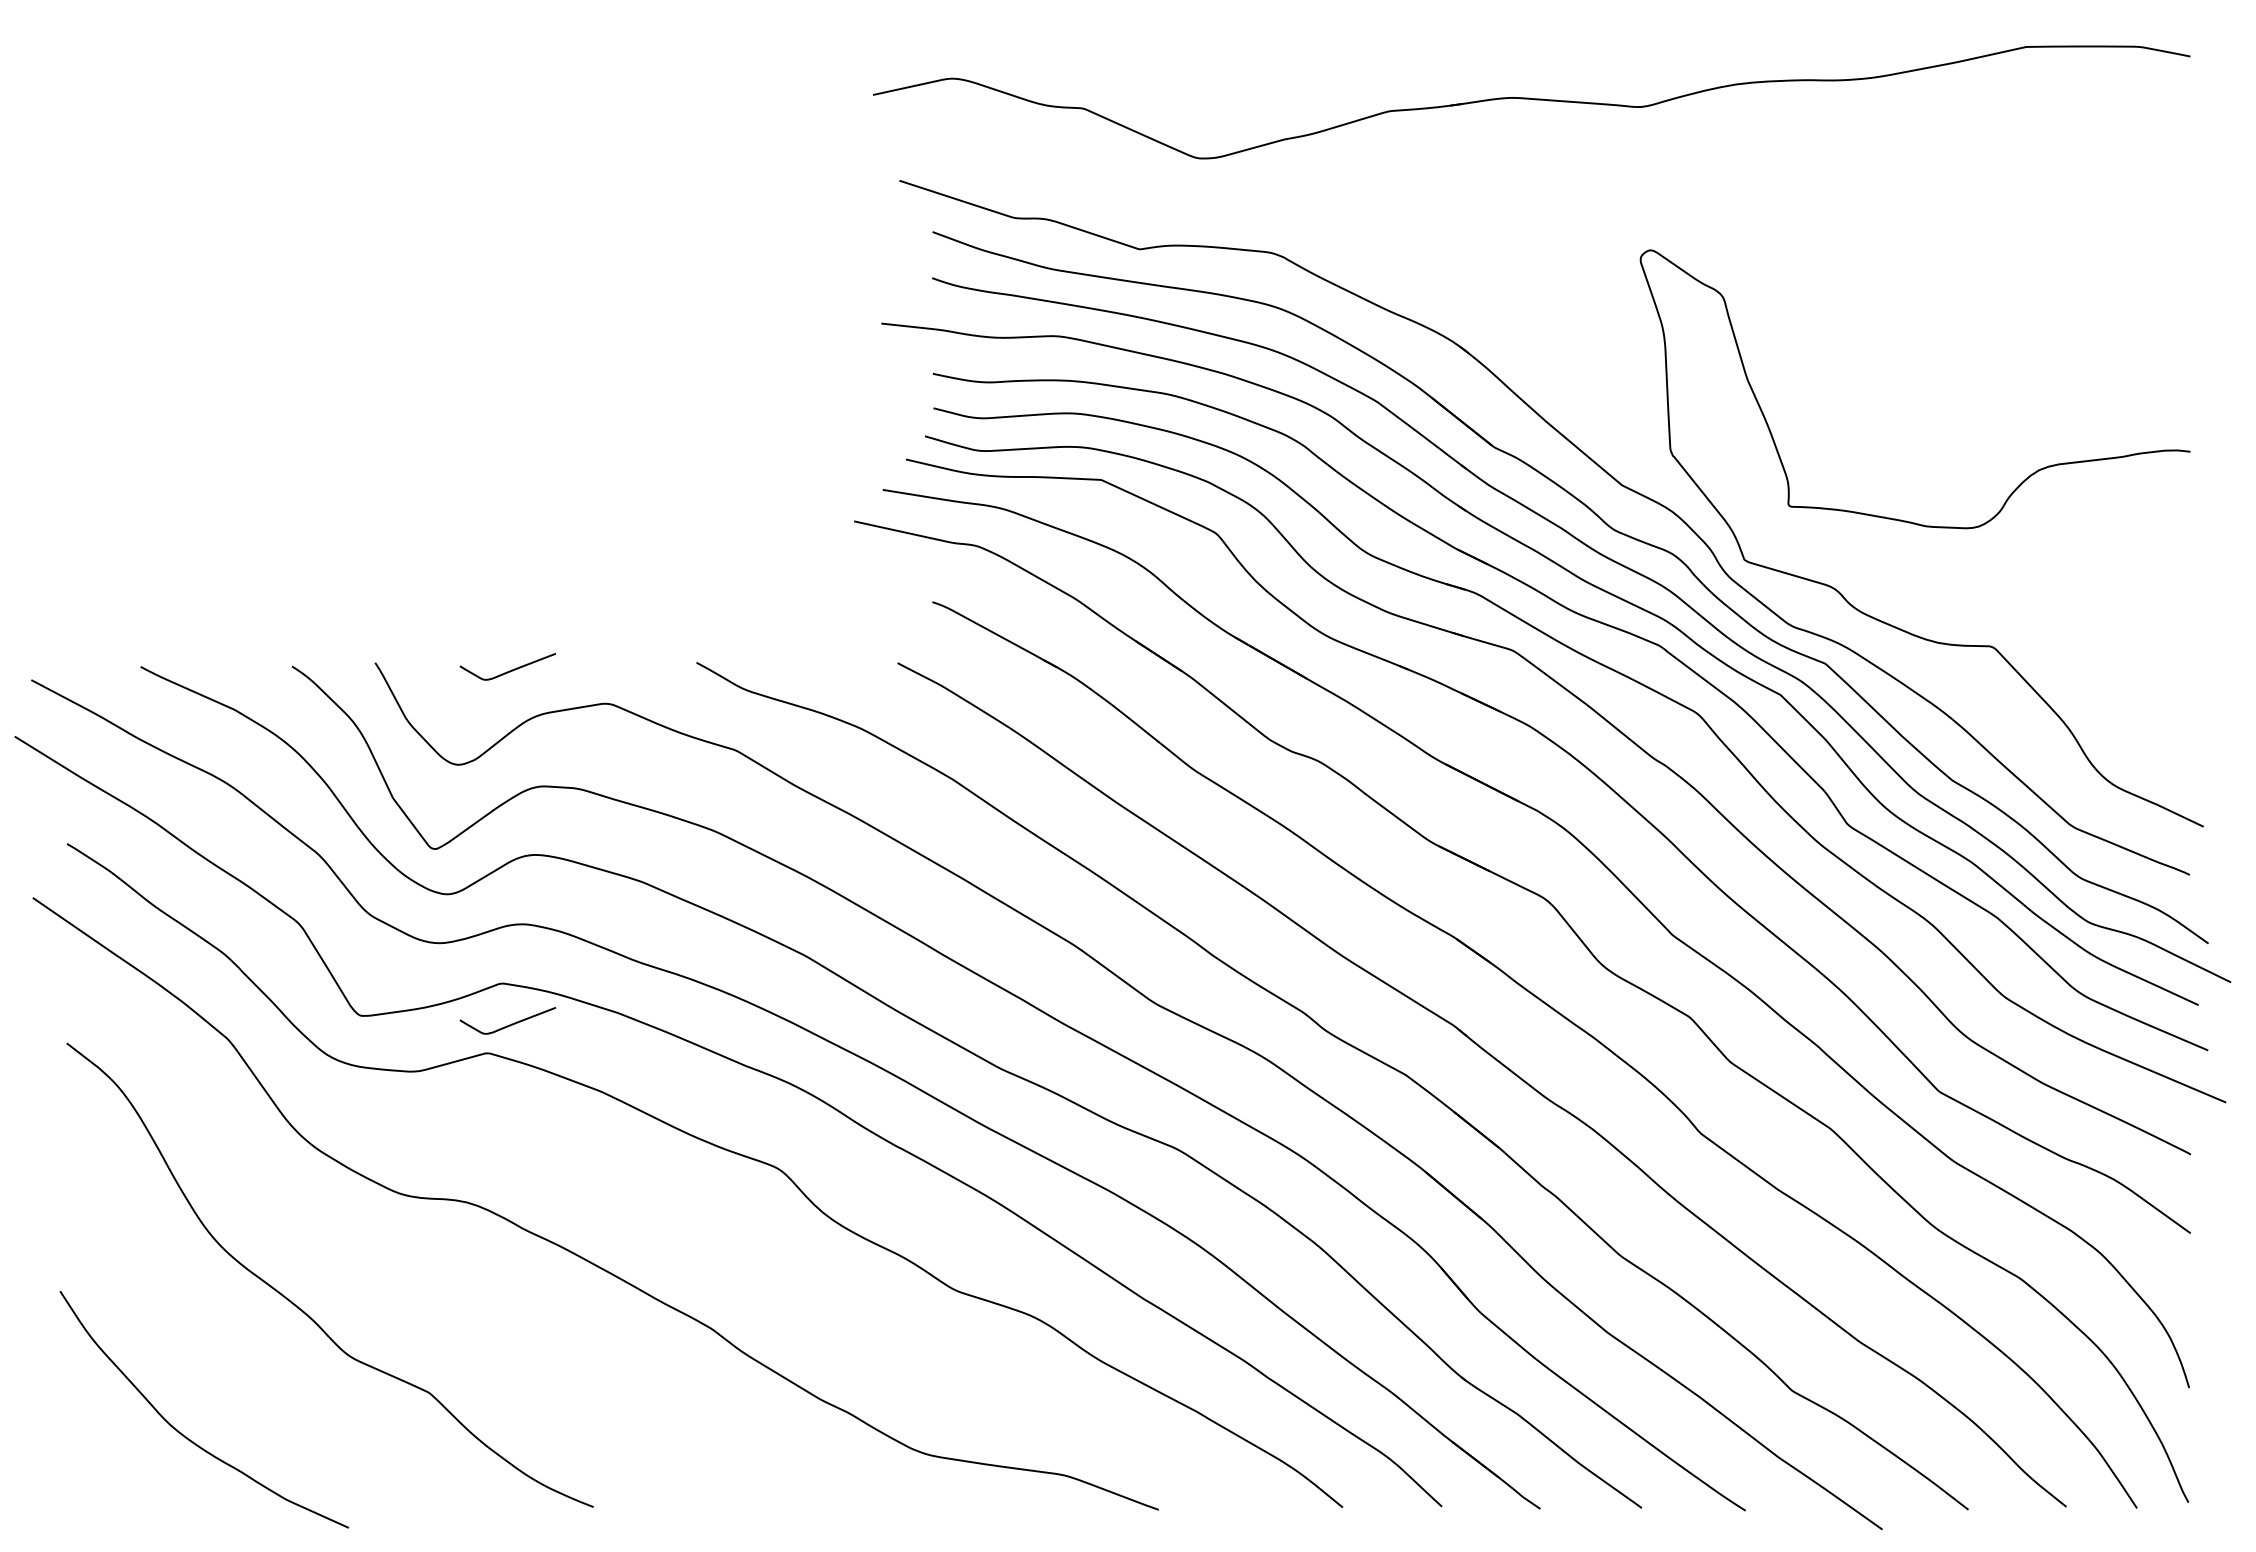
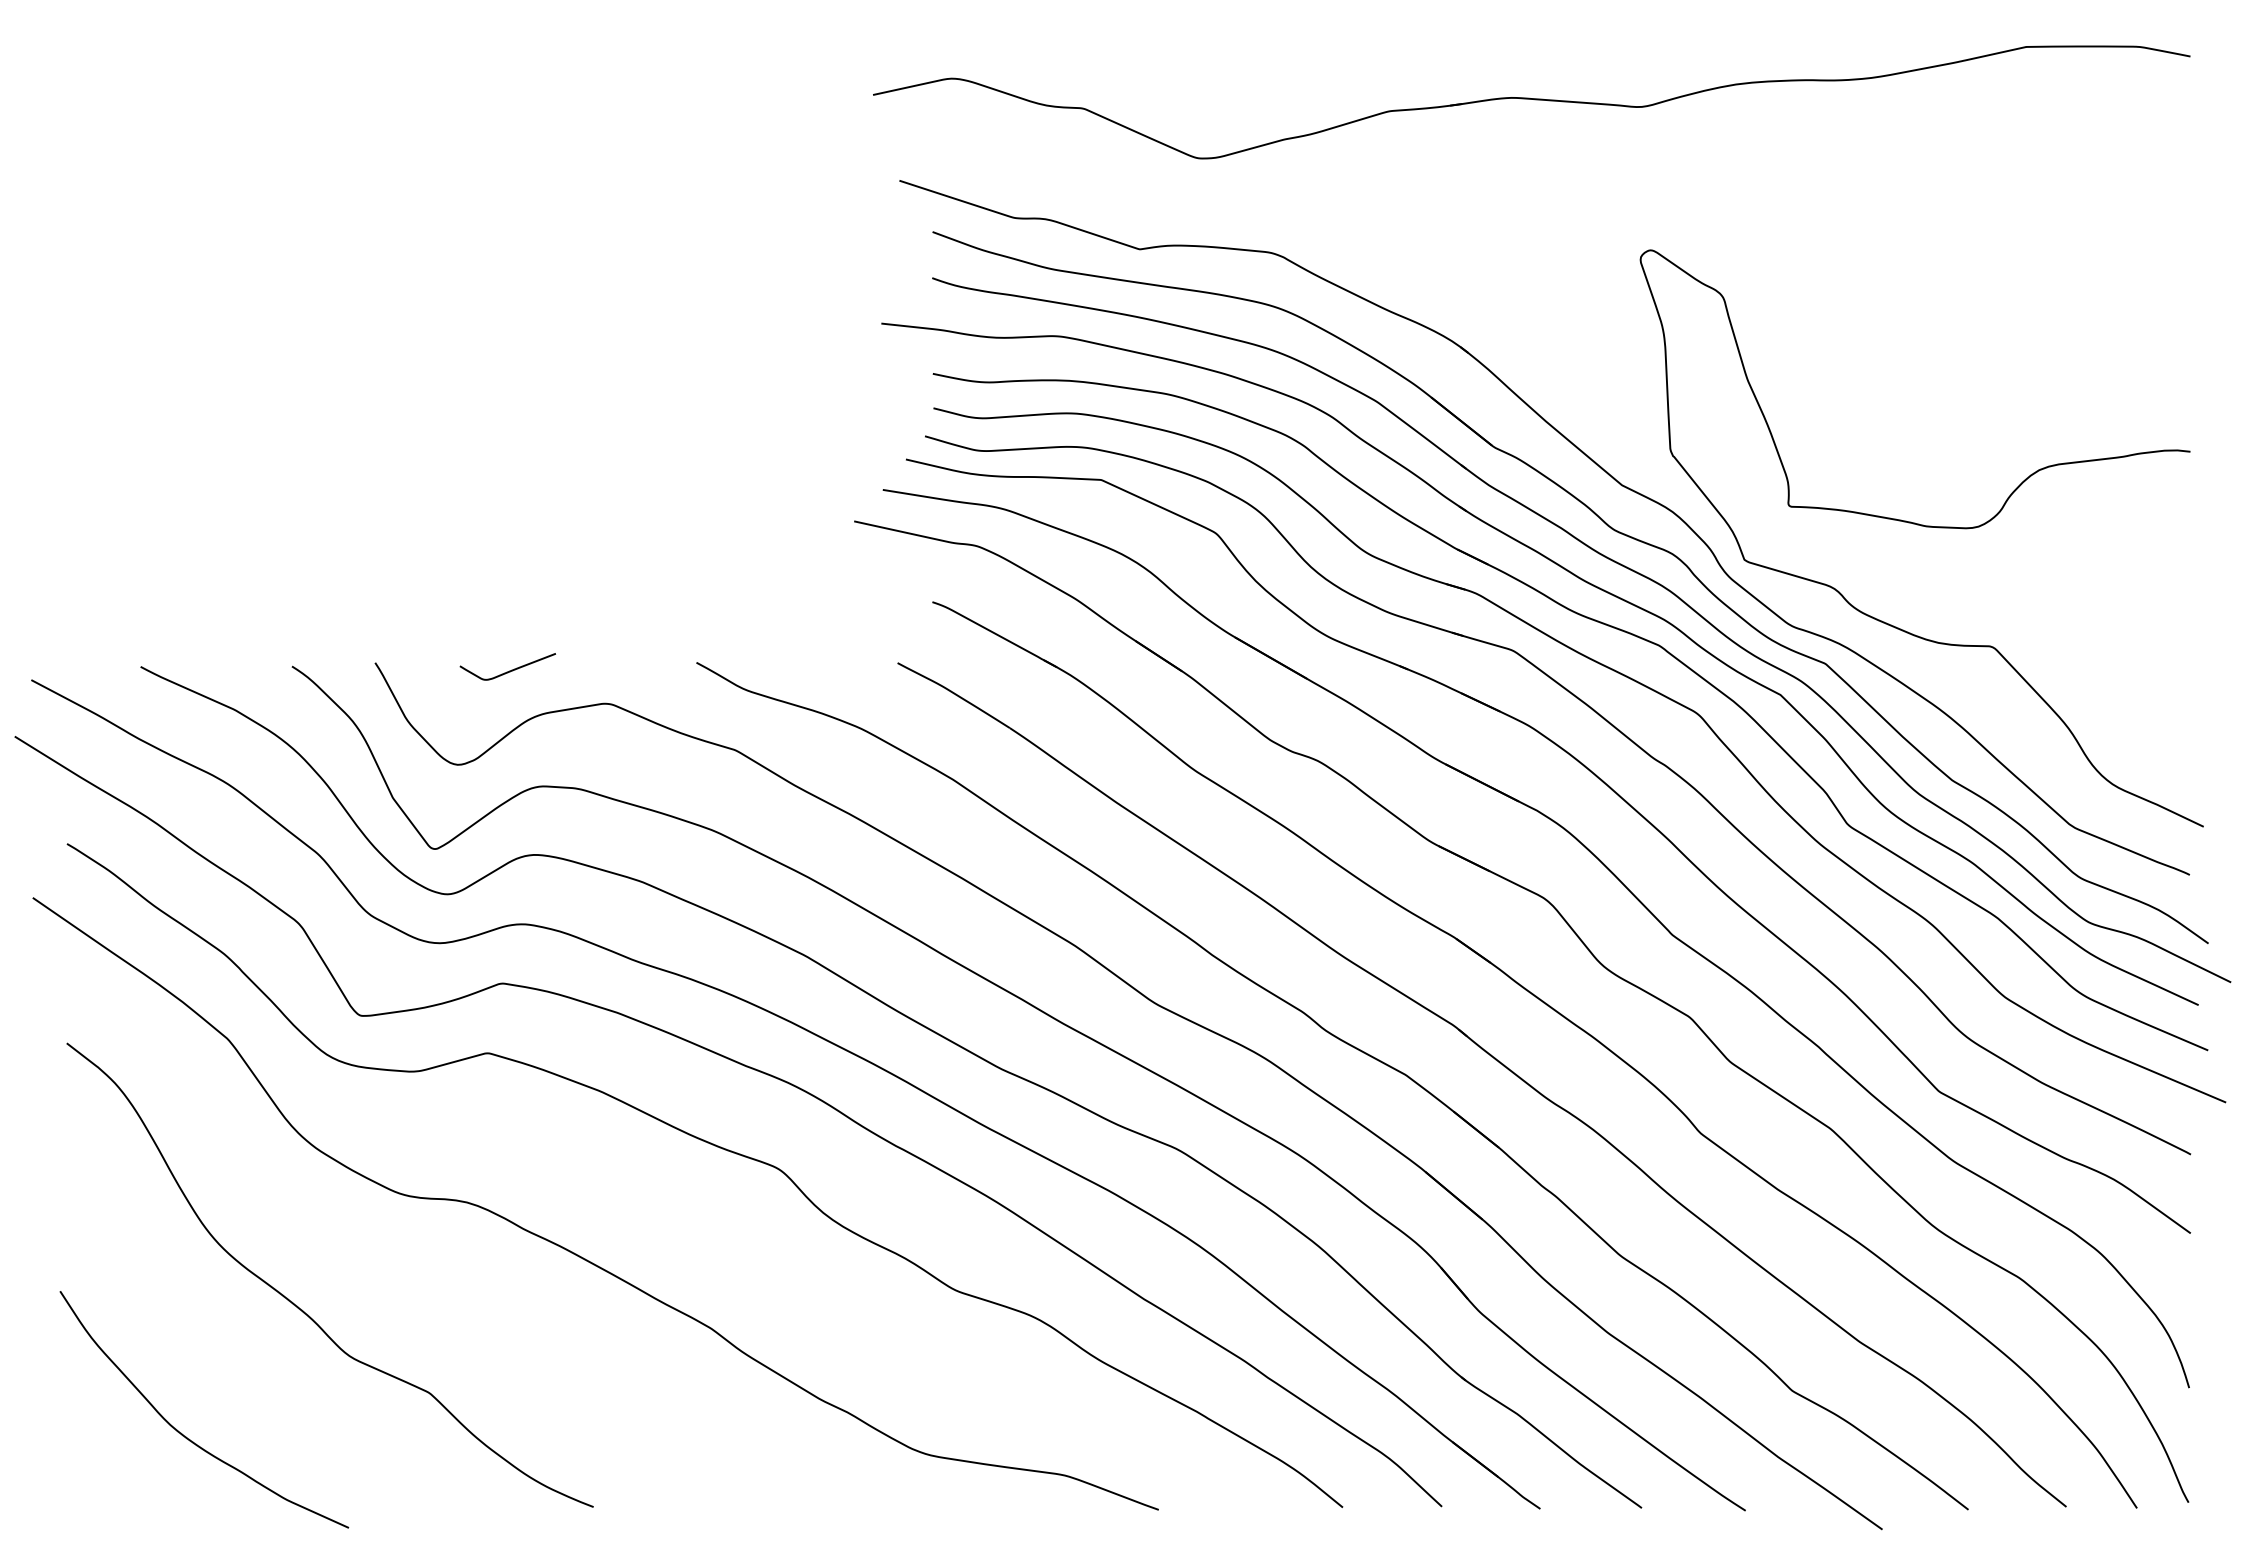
curve: present -> none (509, 1024)
